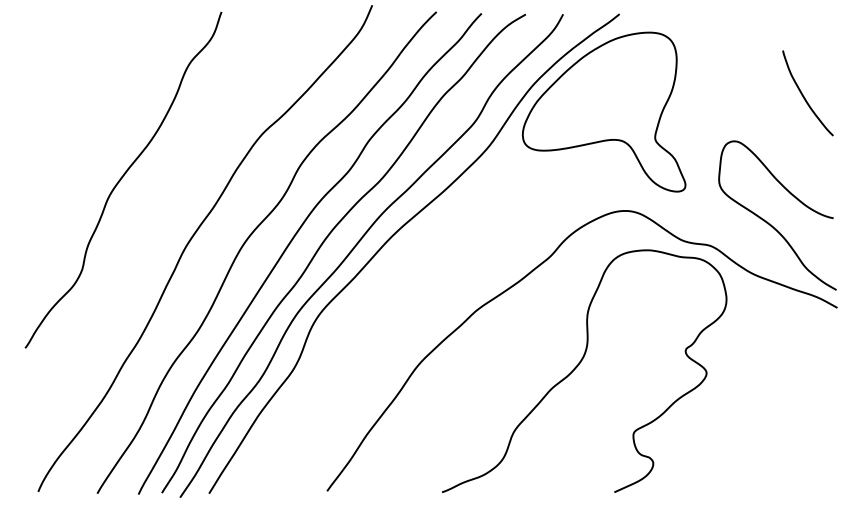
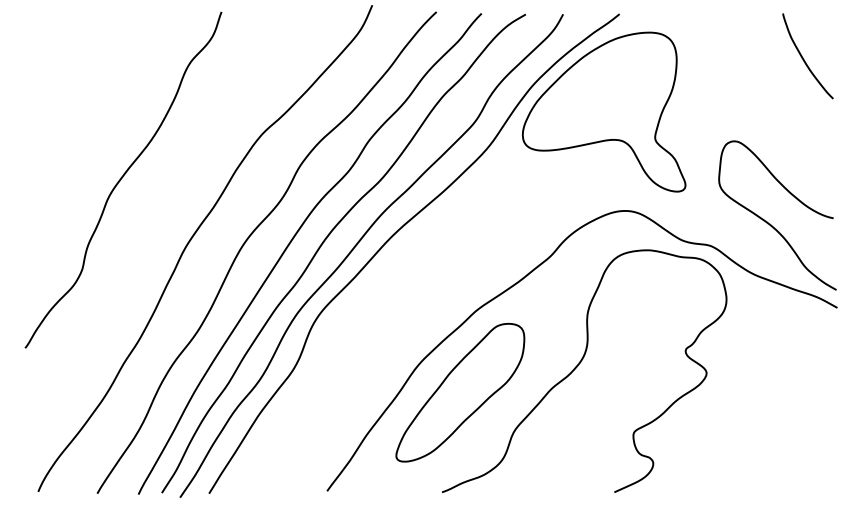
curve position: (803, 94) -> (803, 57) (803, 57)
part: none -> present (460, 392)
